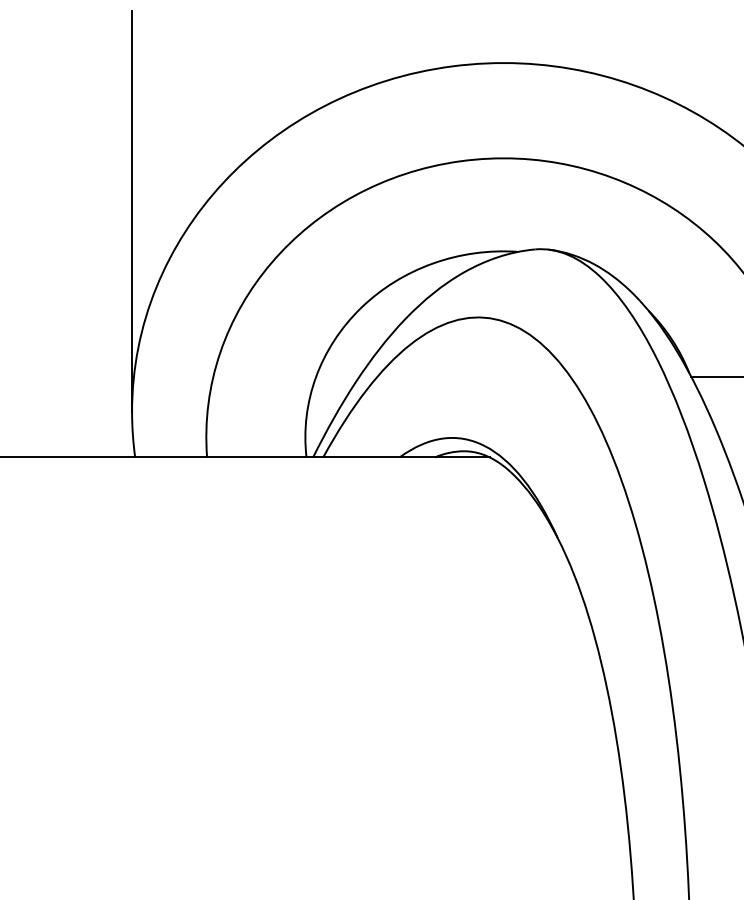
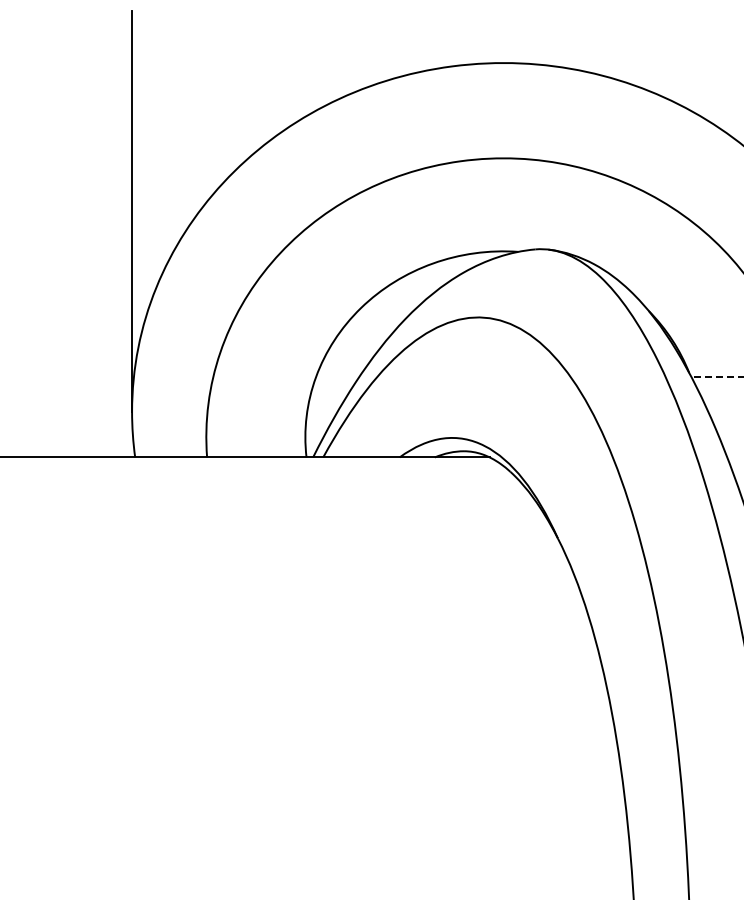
line: solid -> dashed (717, 377)
